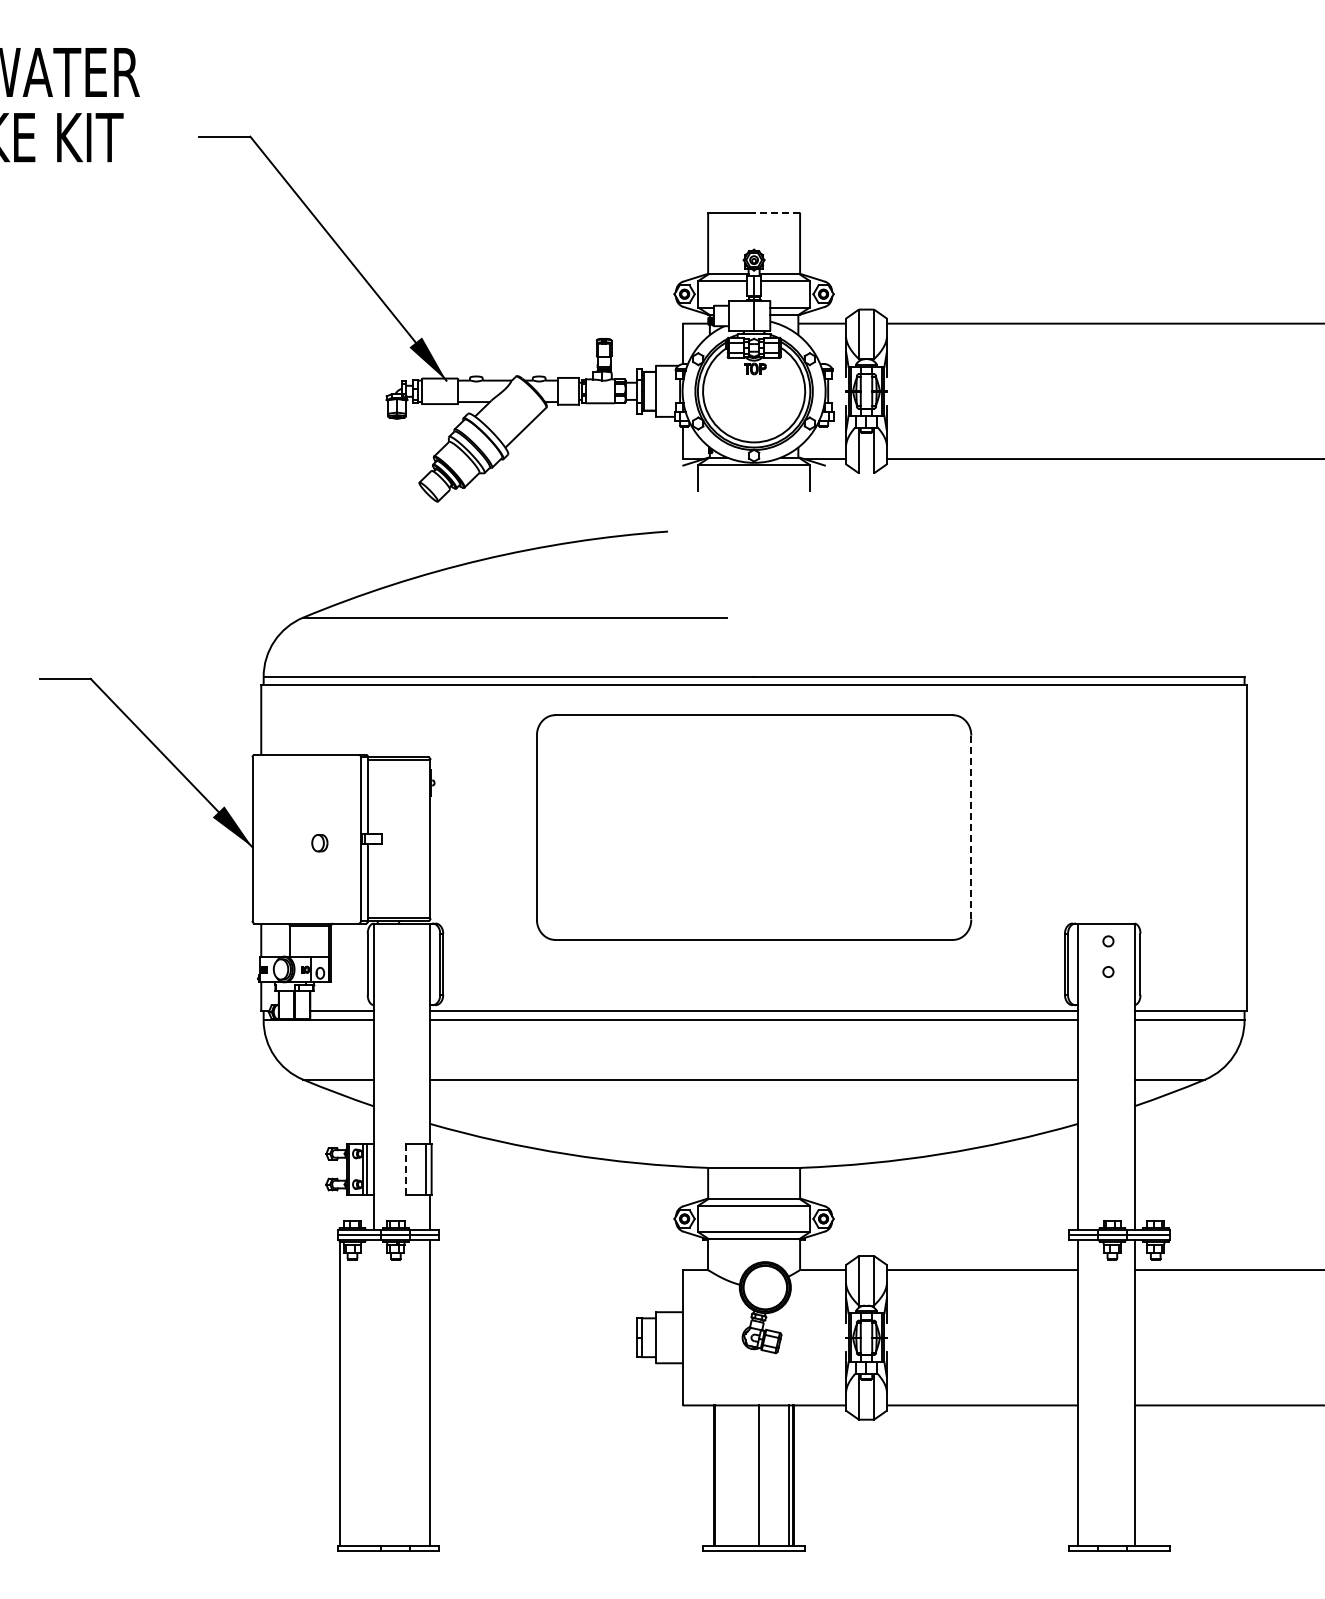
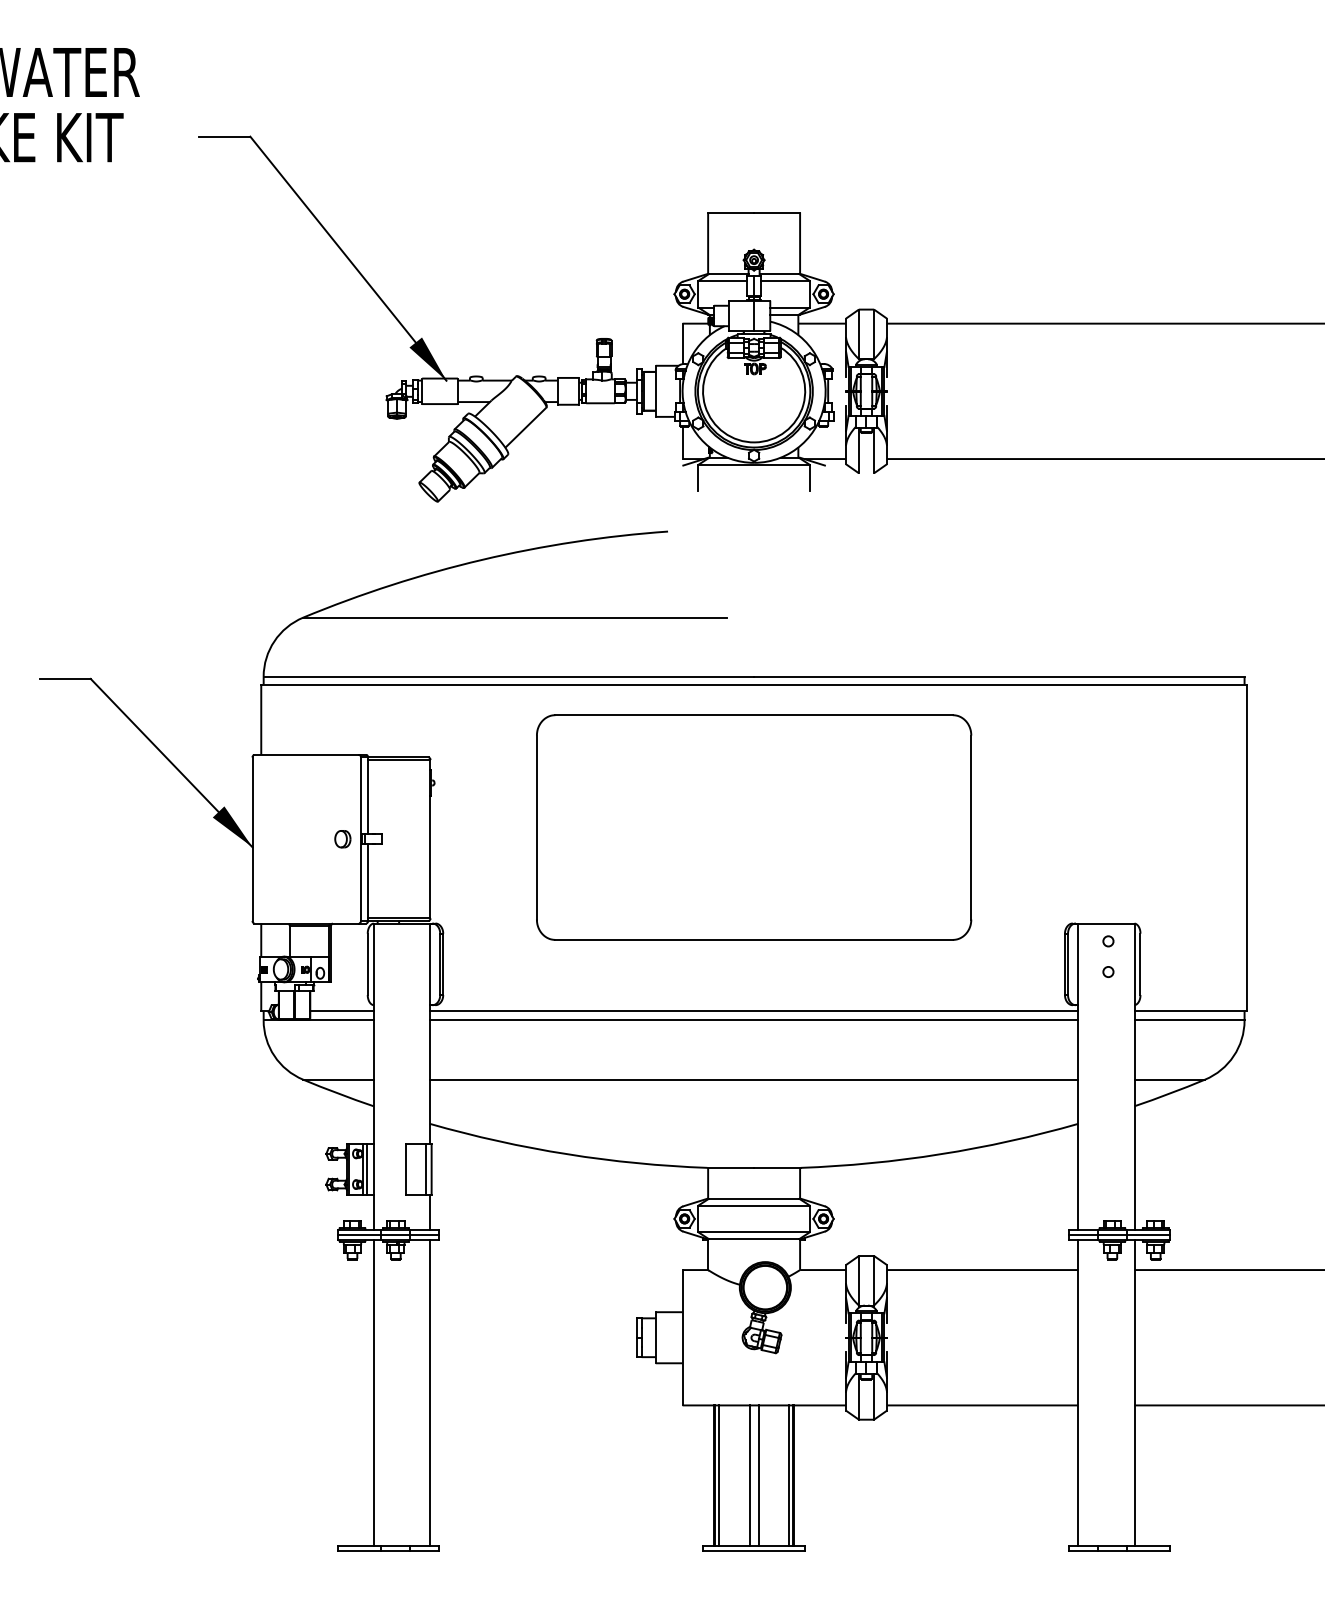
line: dashed -> solid (777, 212)
line: dashed -> solid (971, 827)
part position: (319, 843) -> (342, 839) (342, 839)
line: dashed -> solid (405, 1169)
line position: (339, 1392) -> (373, 1392) (373, 1392)
line: none -> present (718, 1475)
line: none -> present (749, 1475)
